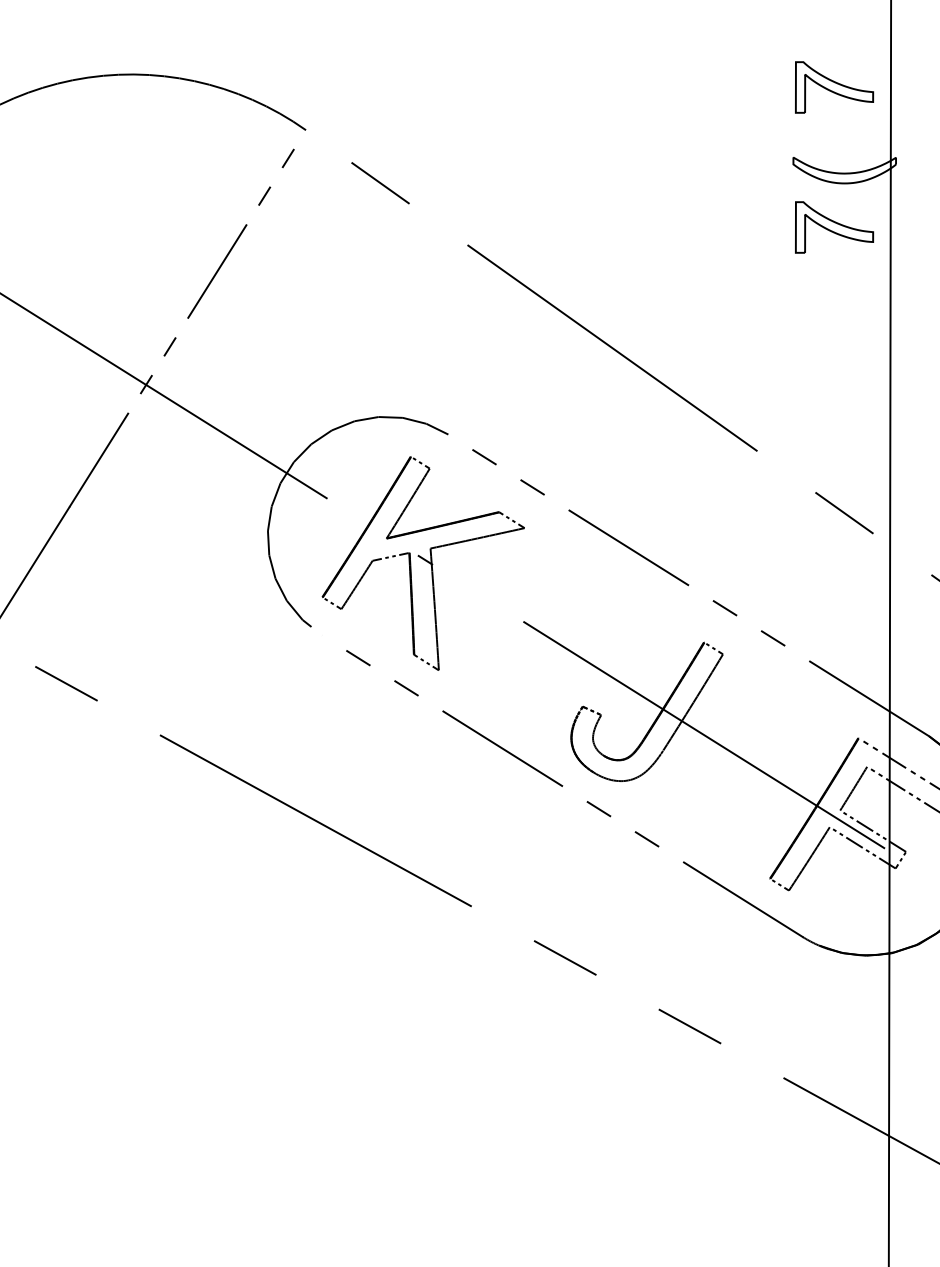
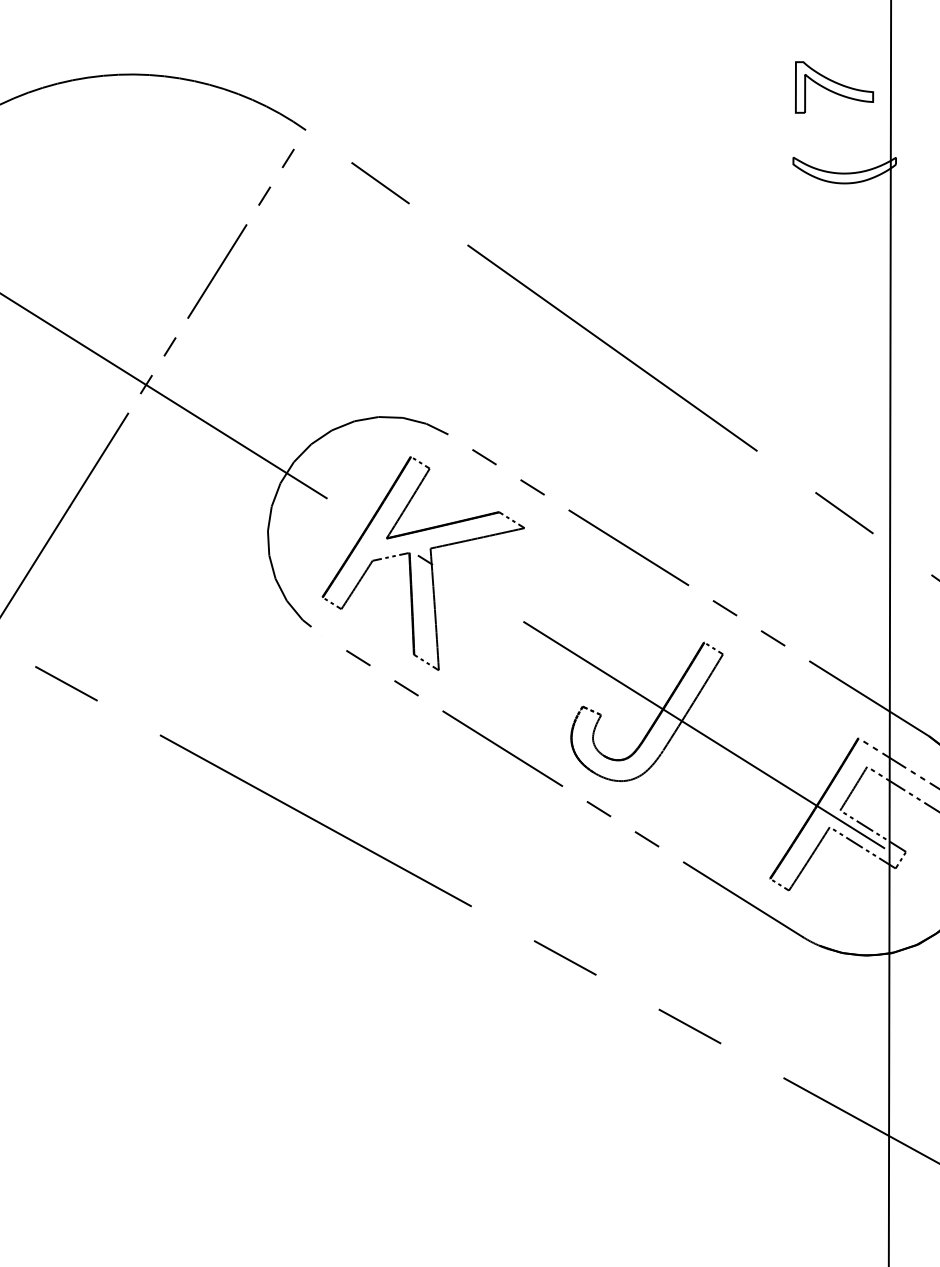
part: present -> none (834, 227)
